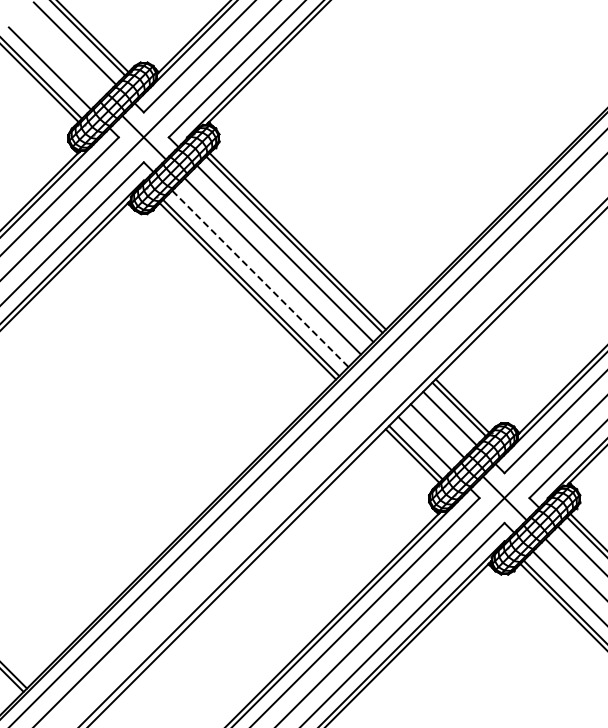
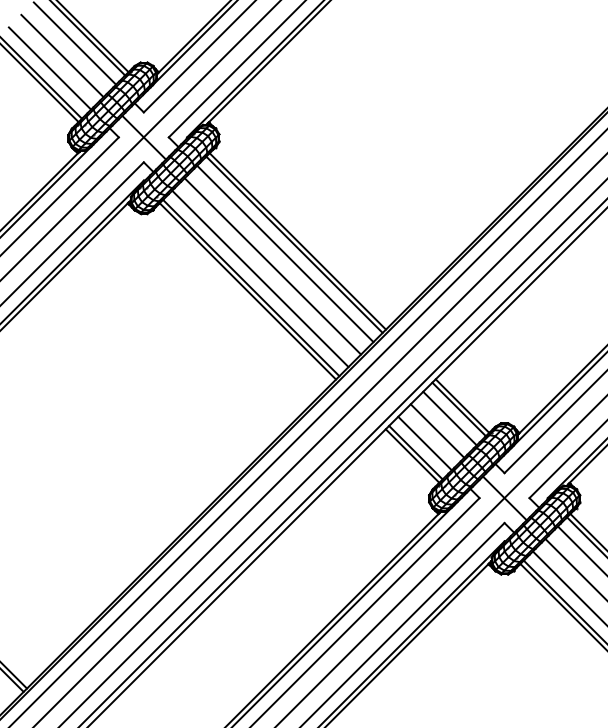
line: none -> present (62, 55)
line: dashed -> solid (260, 278)
line: none -> present (332, 452)
